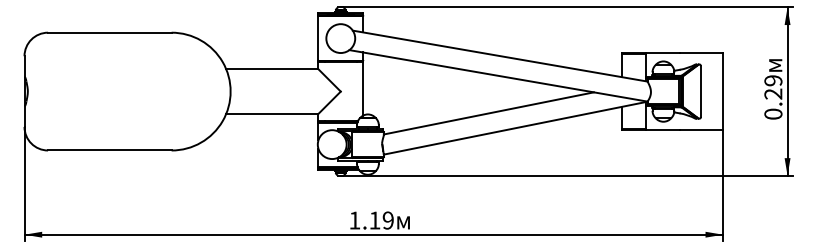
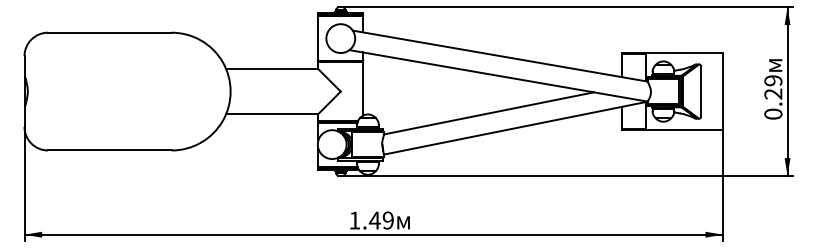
text: 1.19 -> 1.49 (374, 220)
